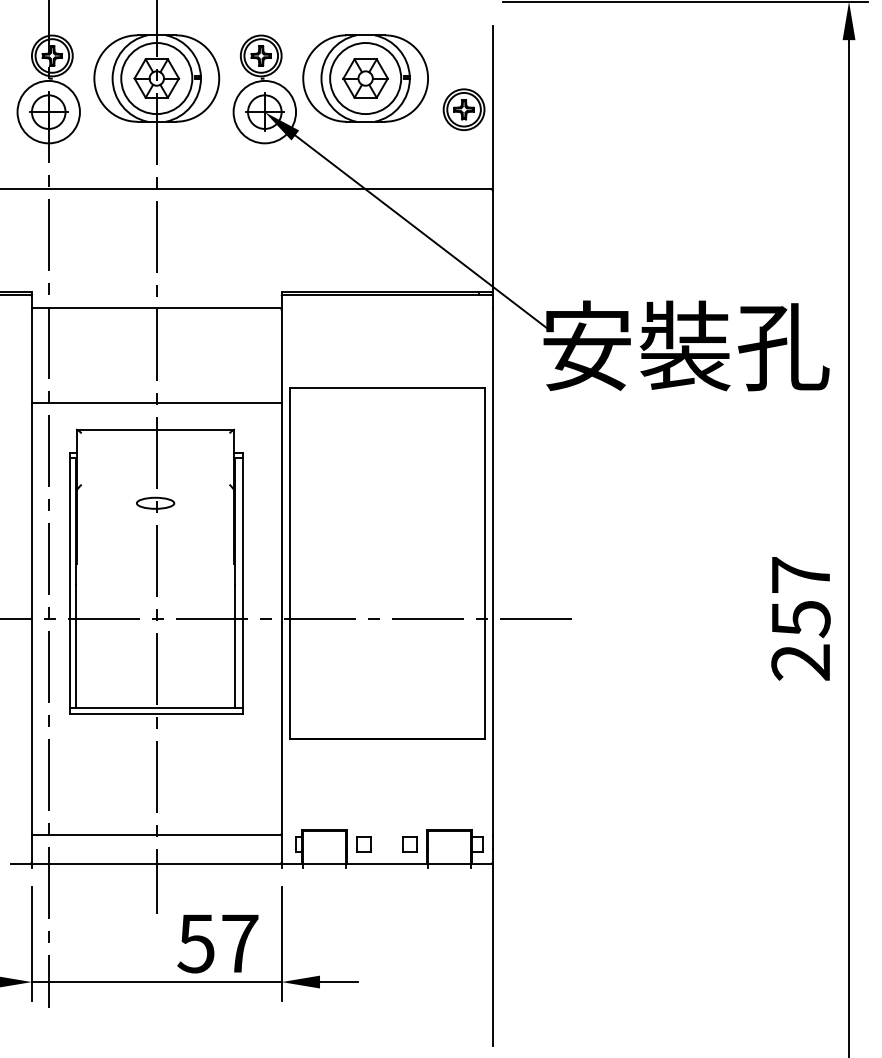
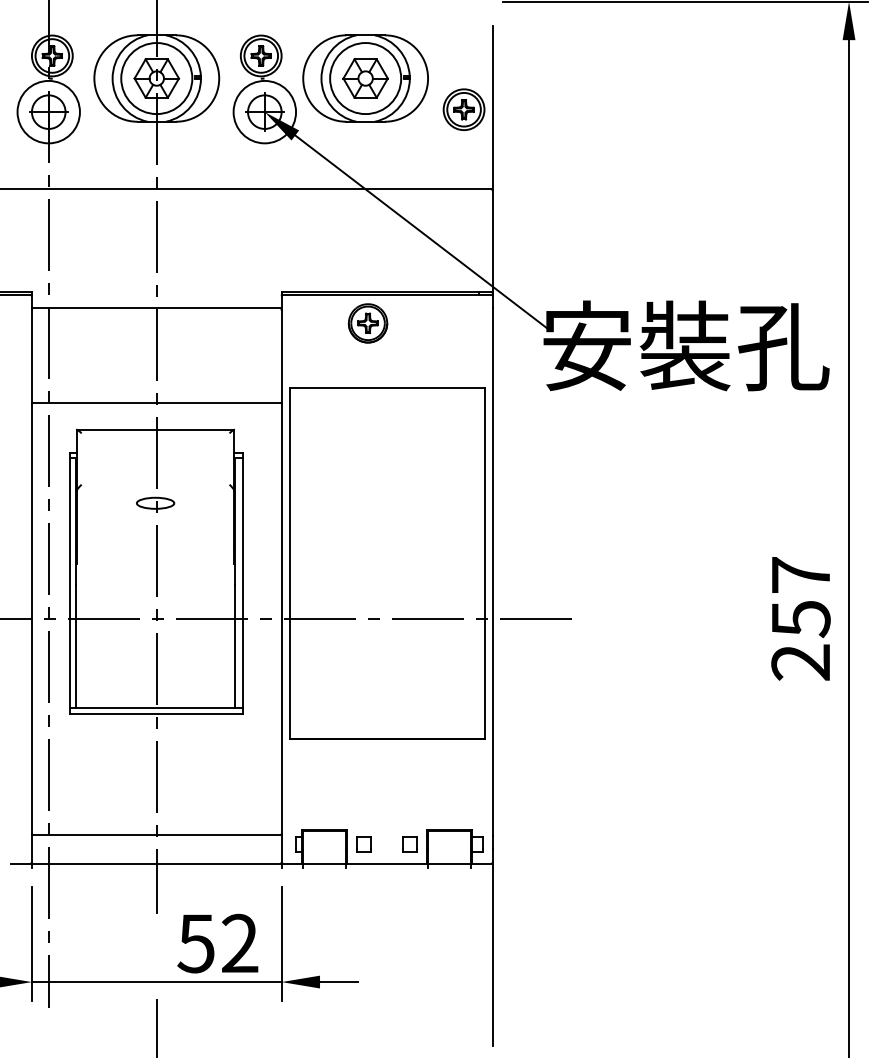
part: none -> present (367, 323)
text: 57 -> 52 (240, 942)
line: none -> present (156, 1026)
